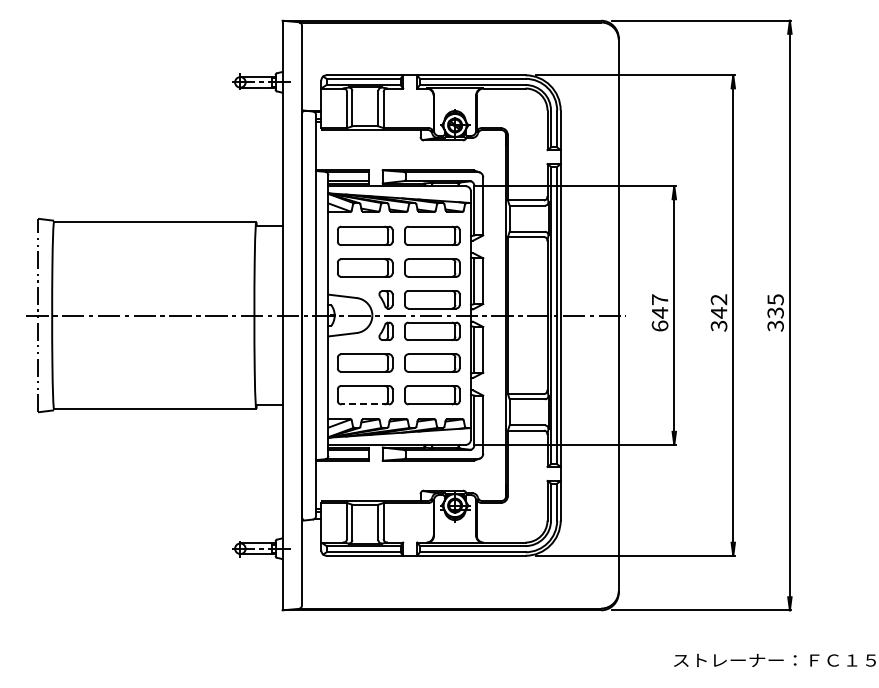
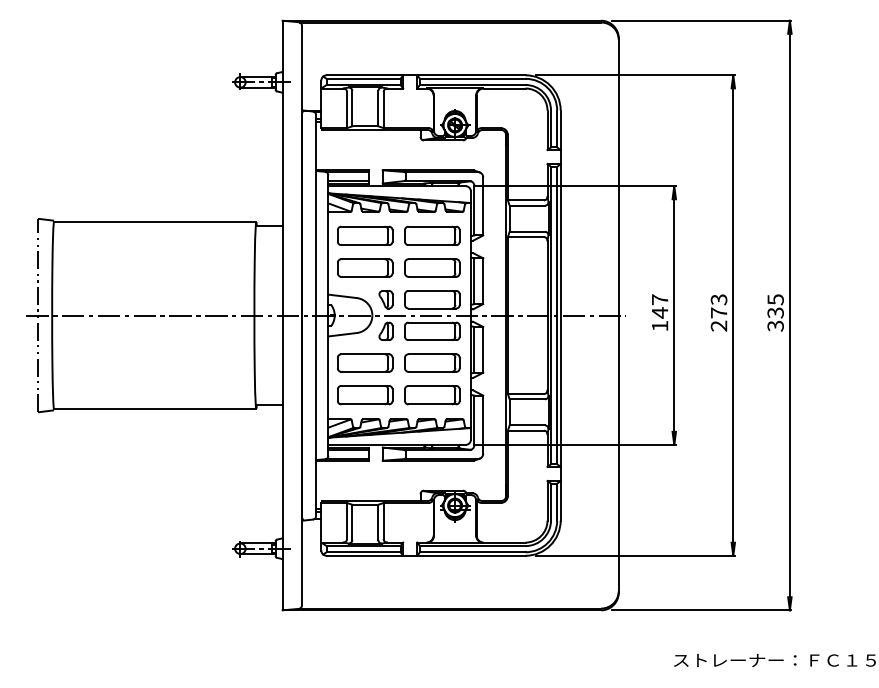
text: 342 -> 273 (719, 312)
text: 647 -> 147 (659, 325)
line: dashed -> solid (365, 404)
